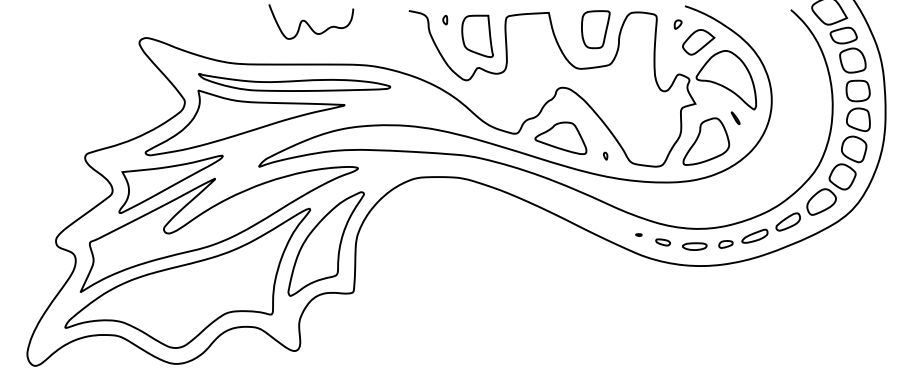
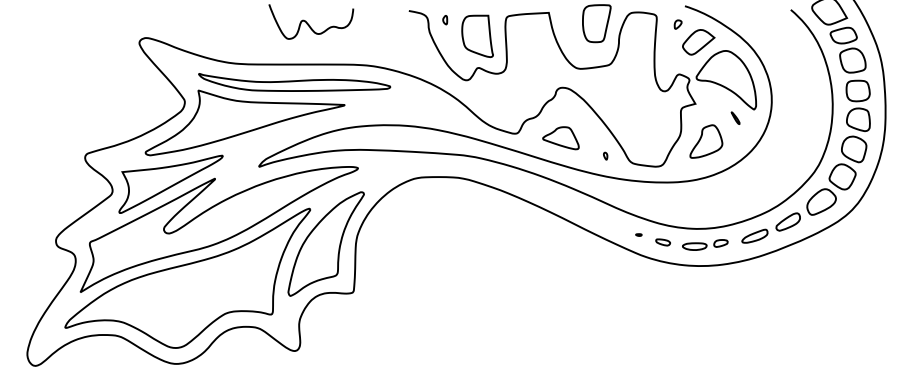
part position: (595, 29) -> (596, 23) (596, 23)
part size: 54x34 px -> 38x25 px (560, 138)
part size: 49x49 px -> 35x35 px (706, 141)
part position: (725, 244) -> (720, 243) (720, 243)
